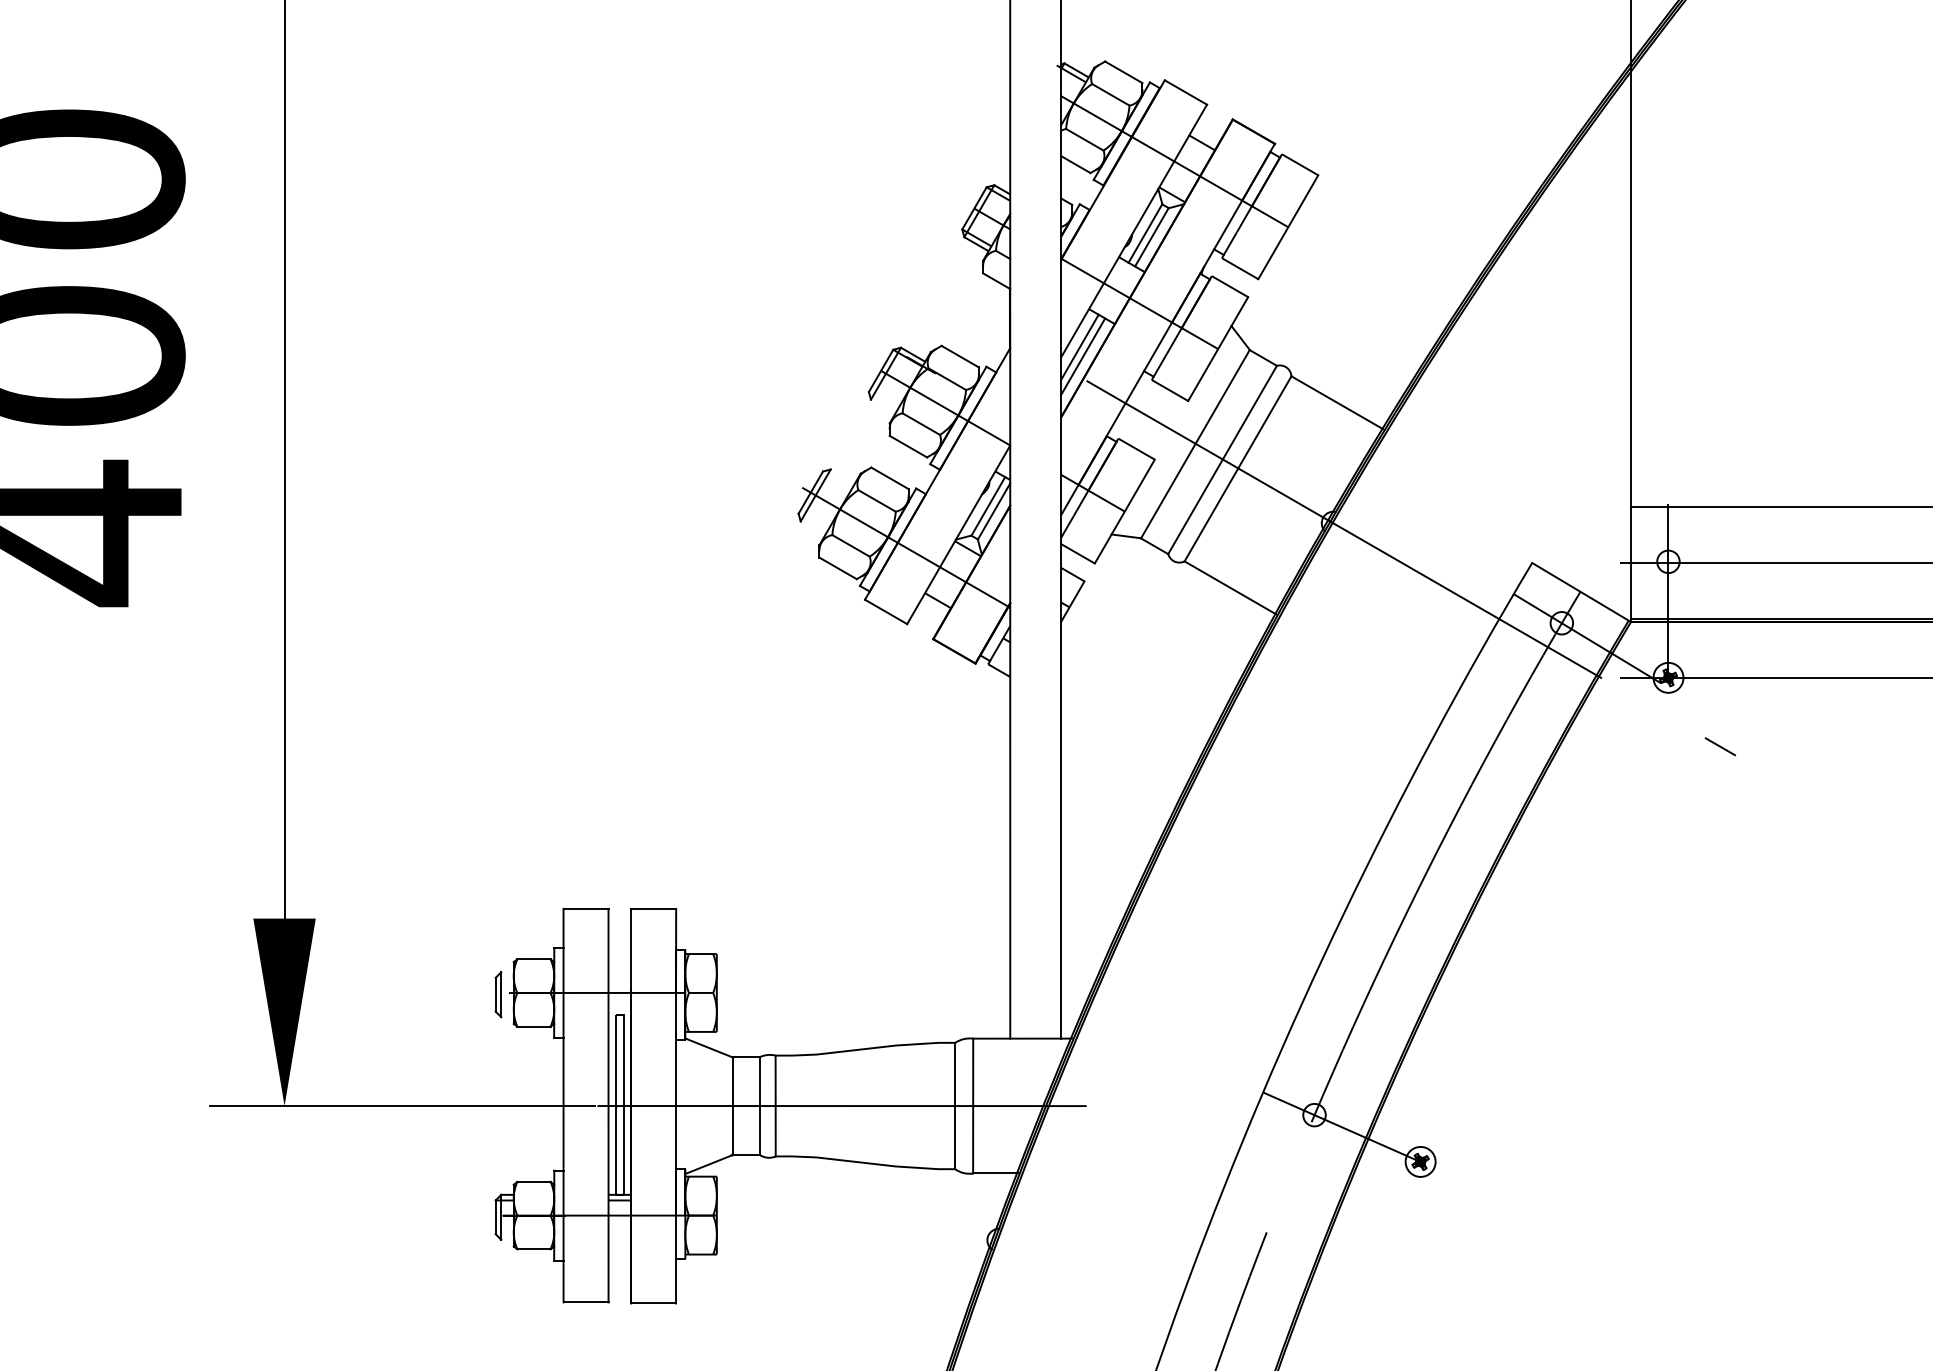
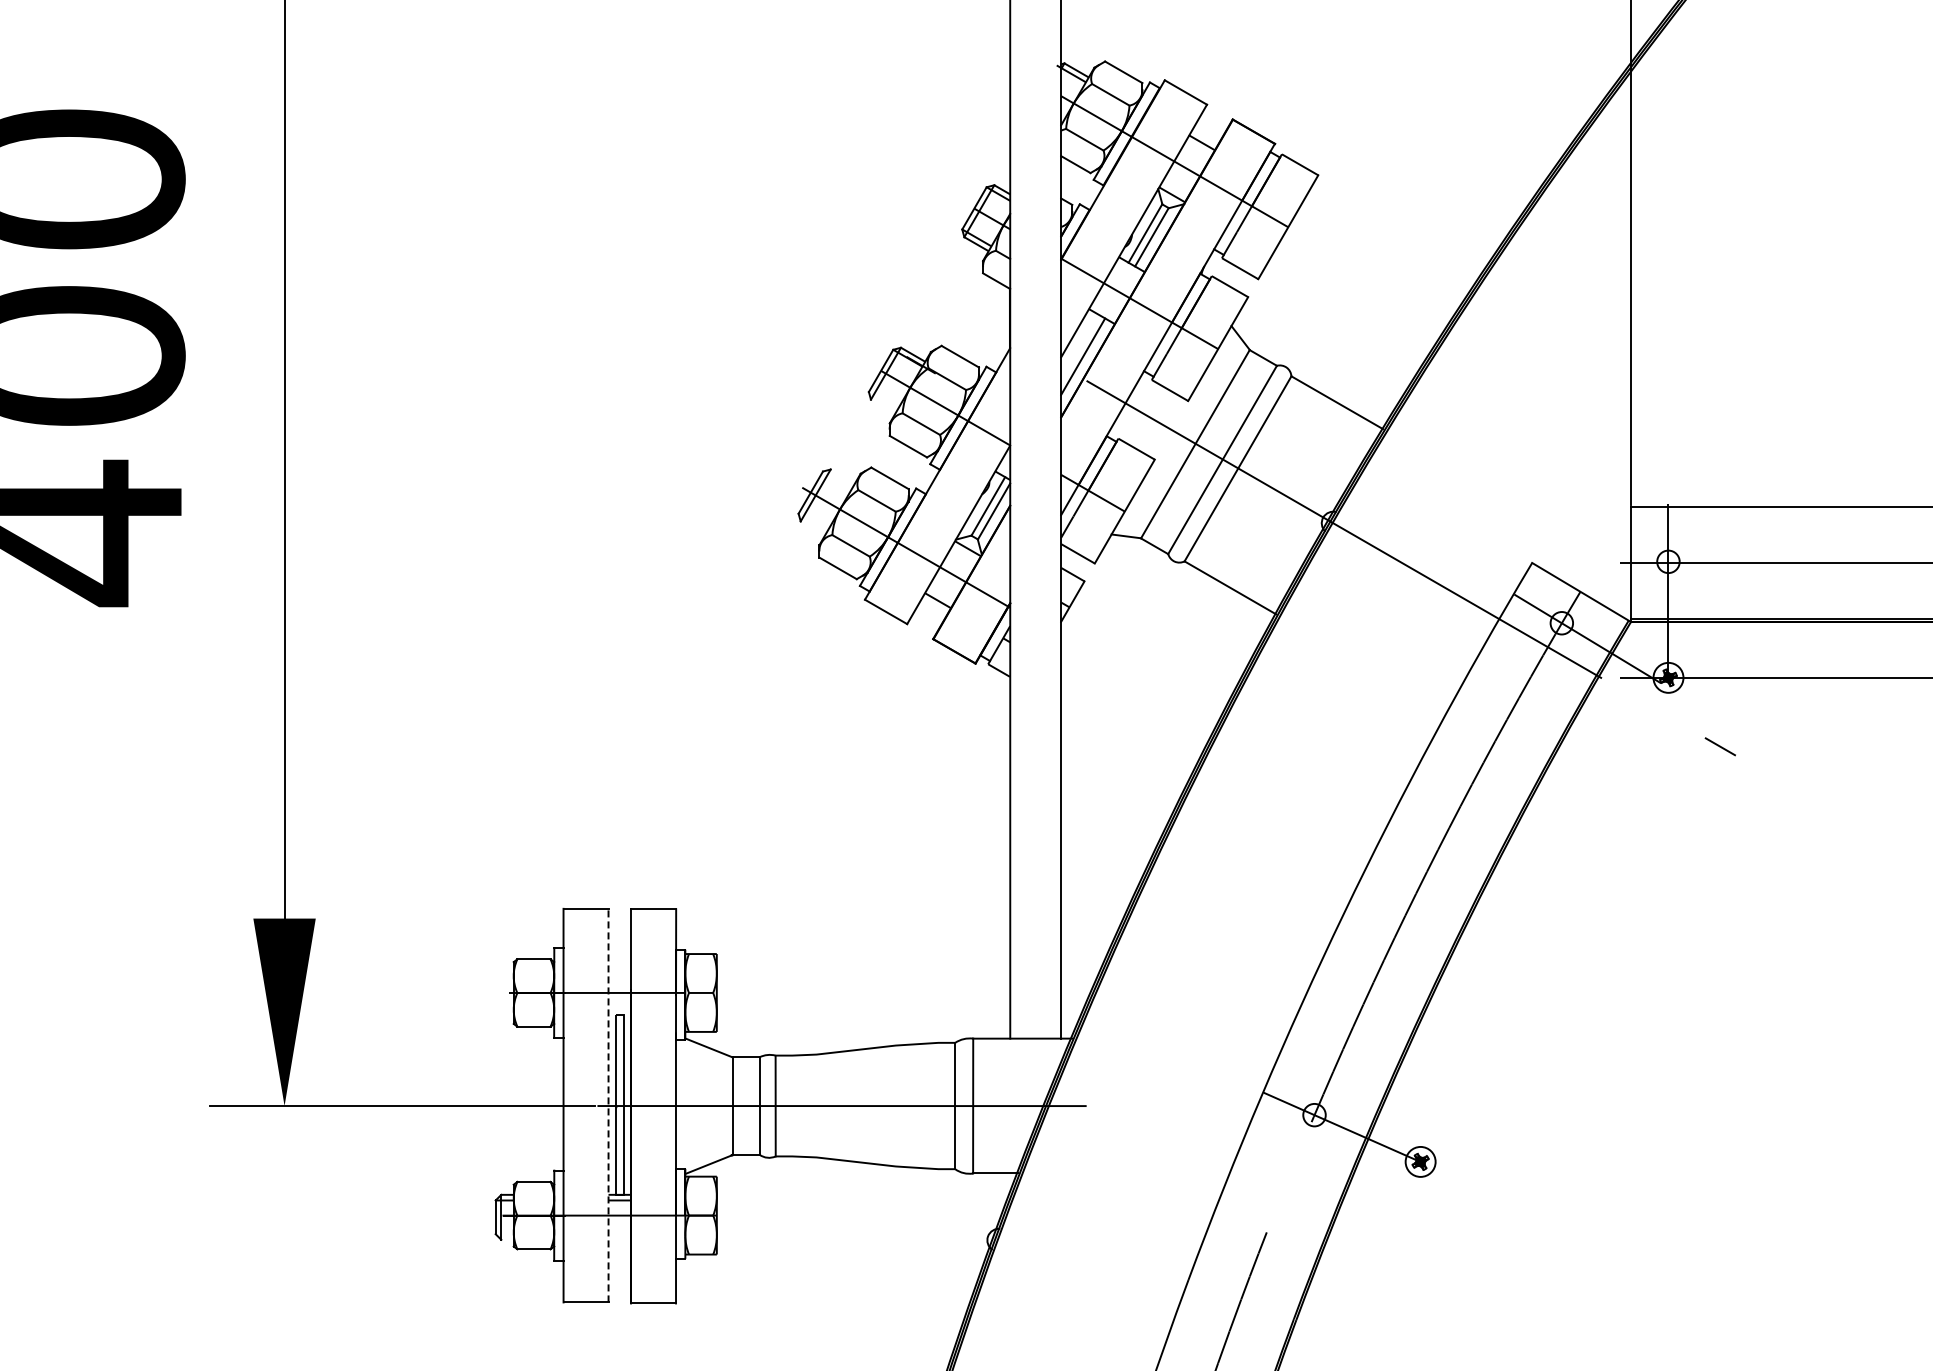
line: present -> none (1079, 346)
part: present -> none (498, 994)
line: solid -> dashed (608, 1105)
